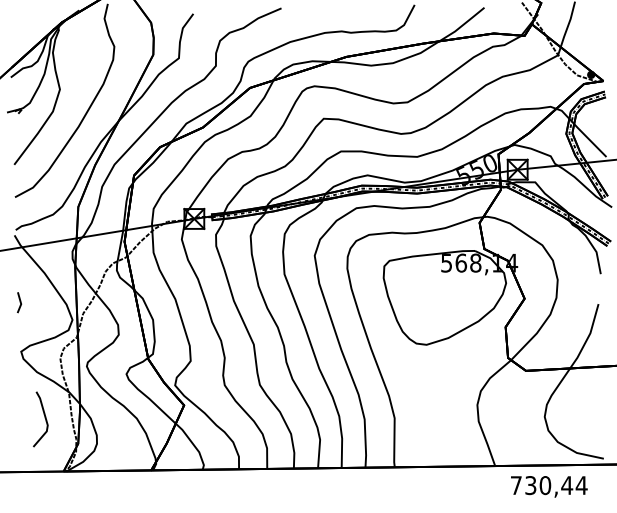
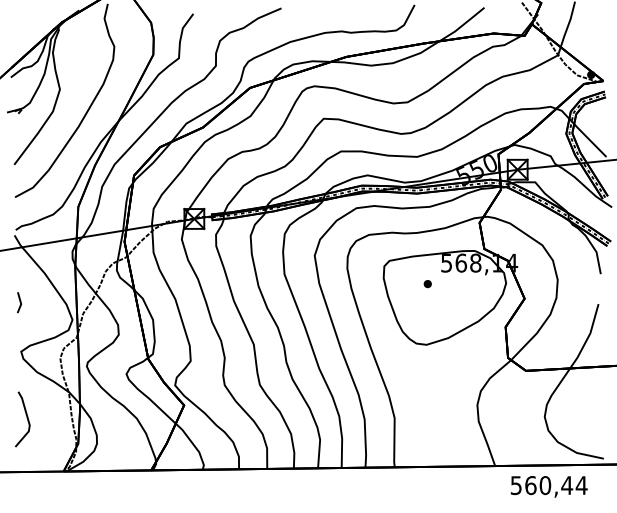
part: none -> present (427, 284)
line position: (44, 418) -> (26, 418) (26, 418)
text: 730,44 -> 560,44 (523, 485)
